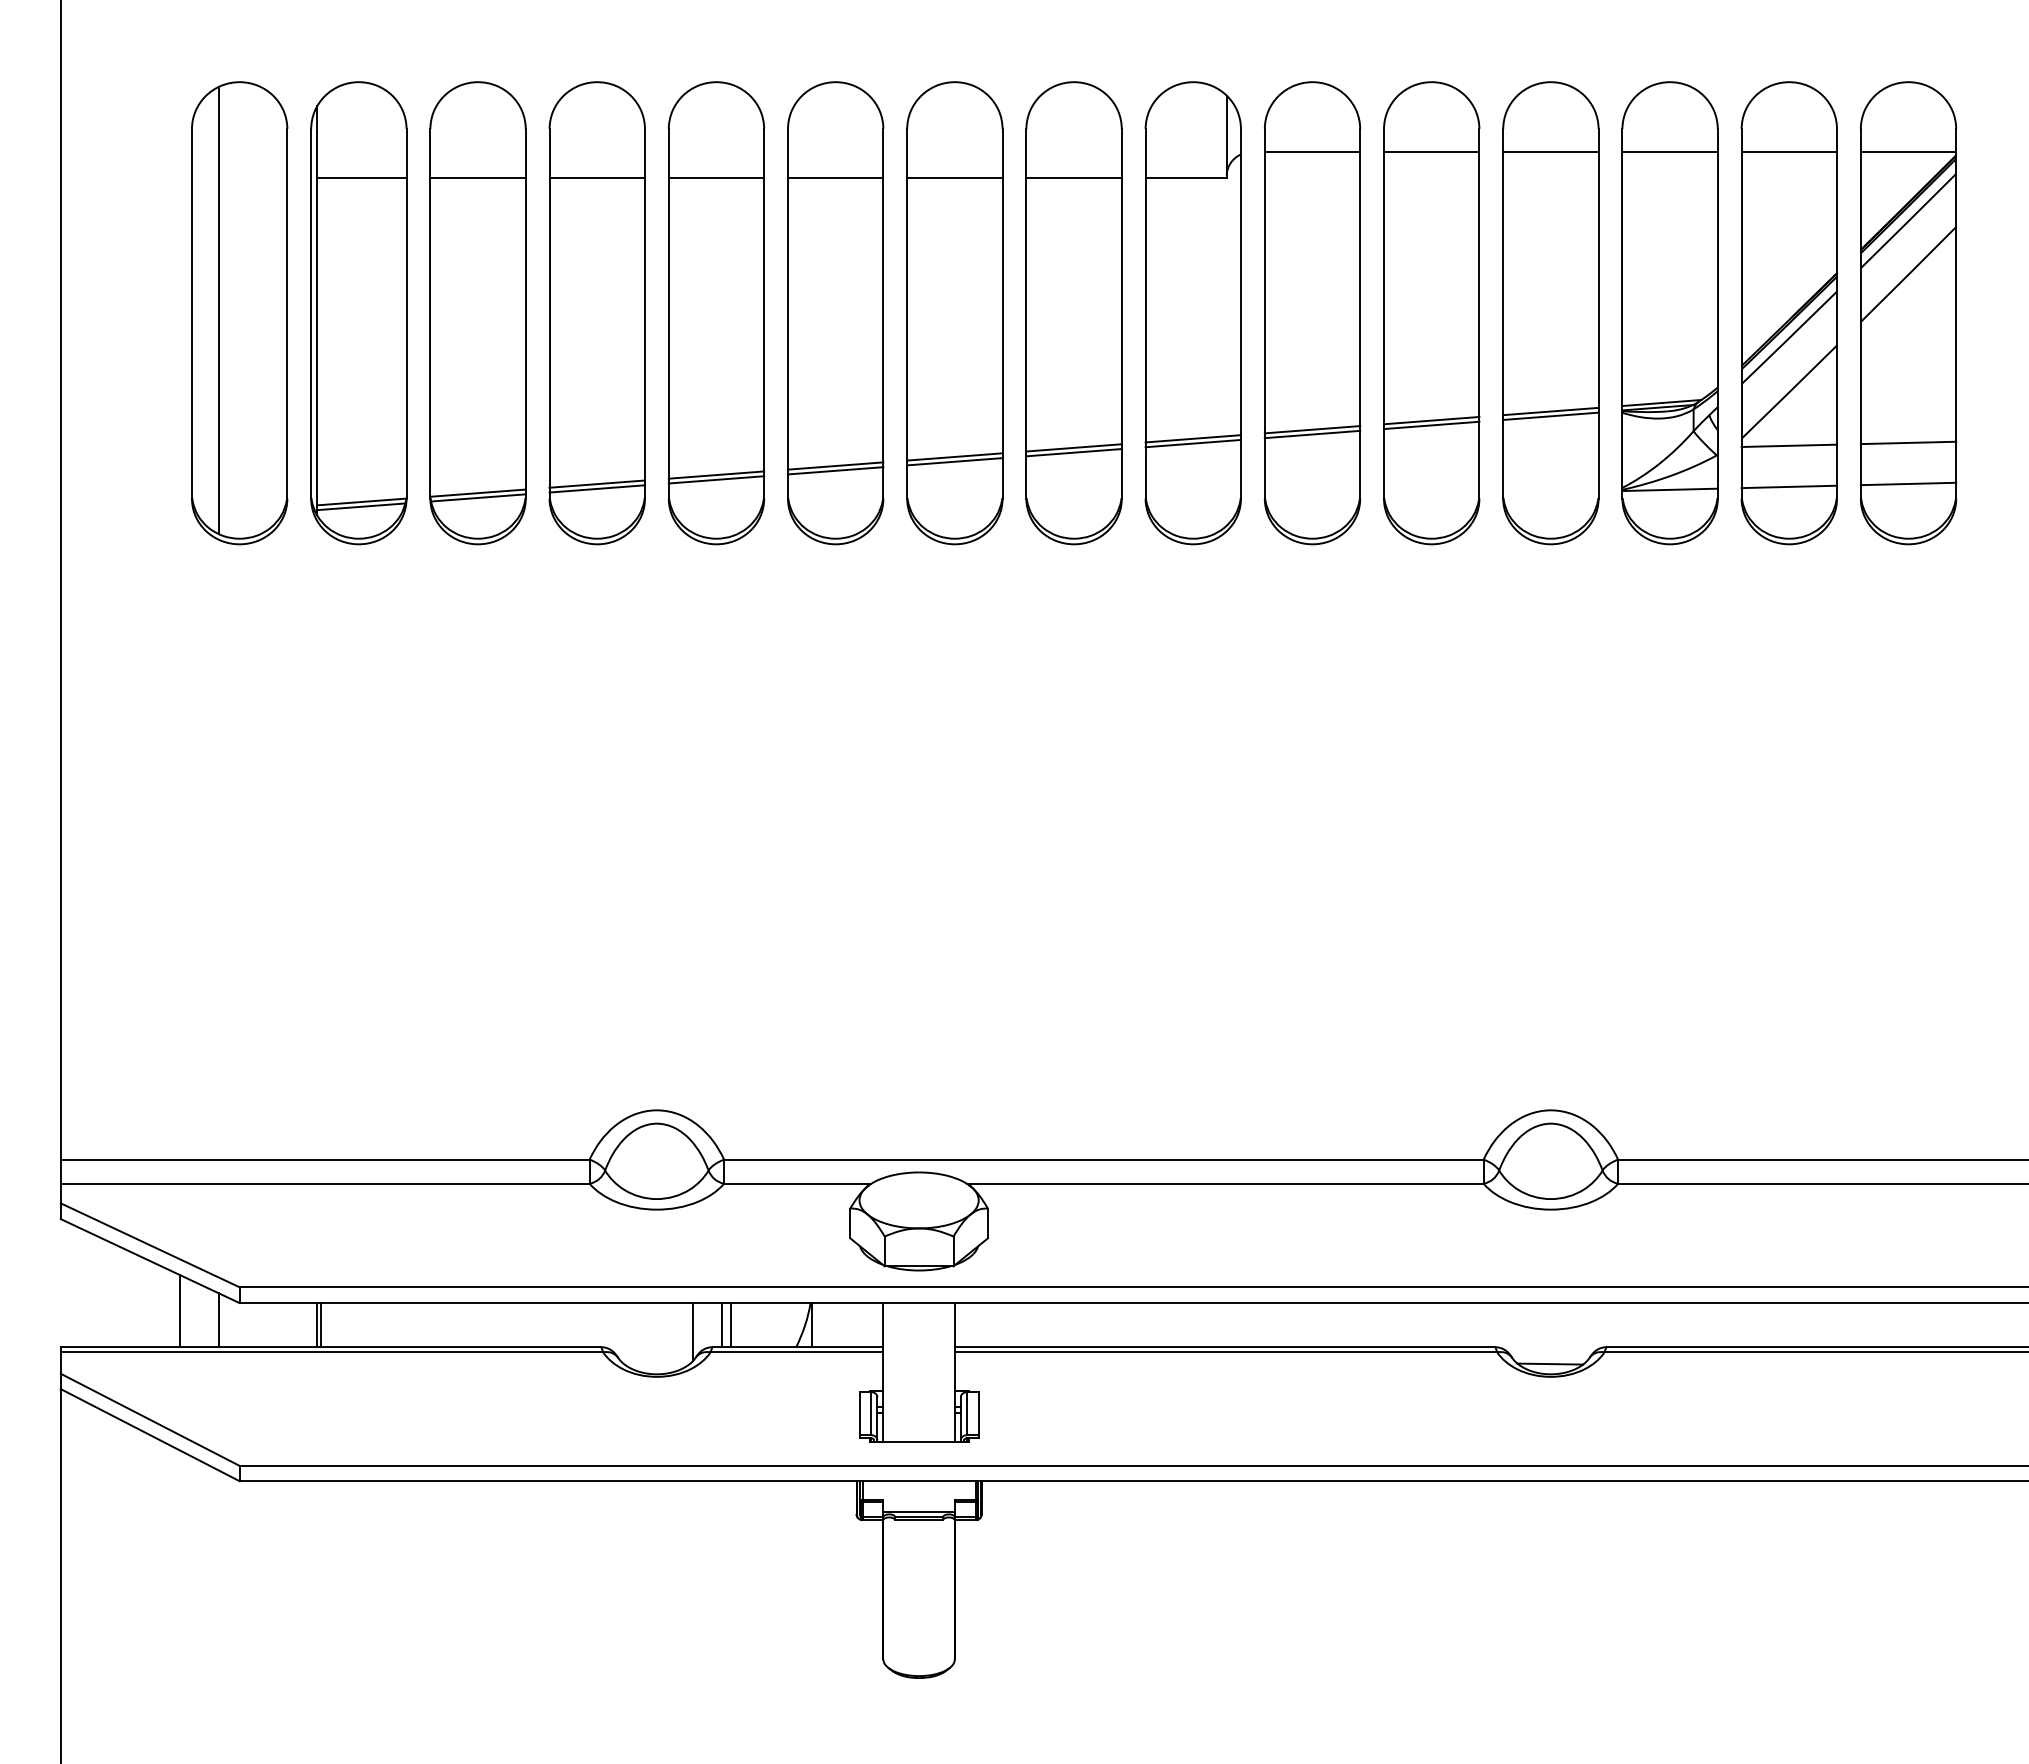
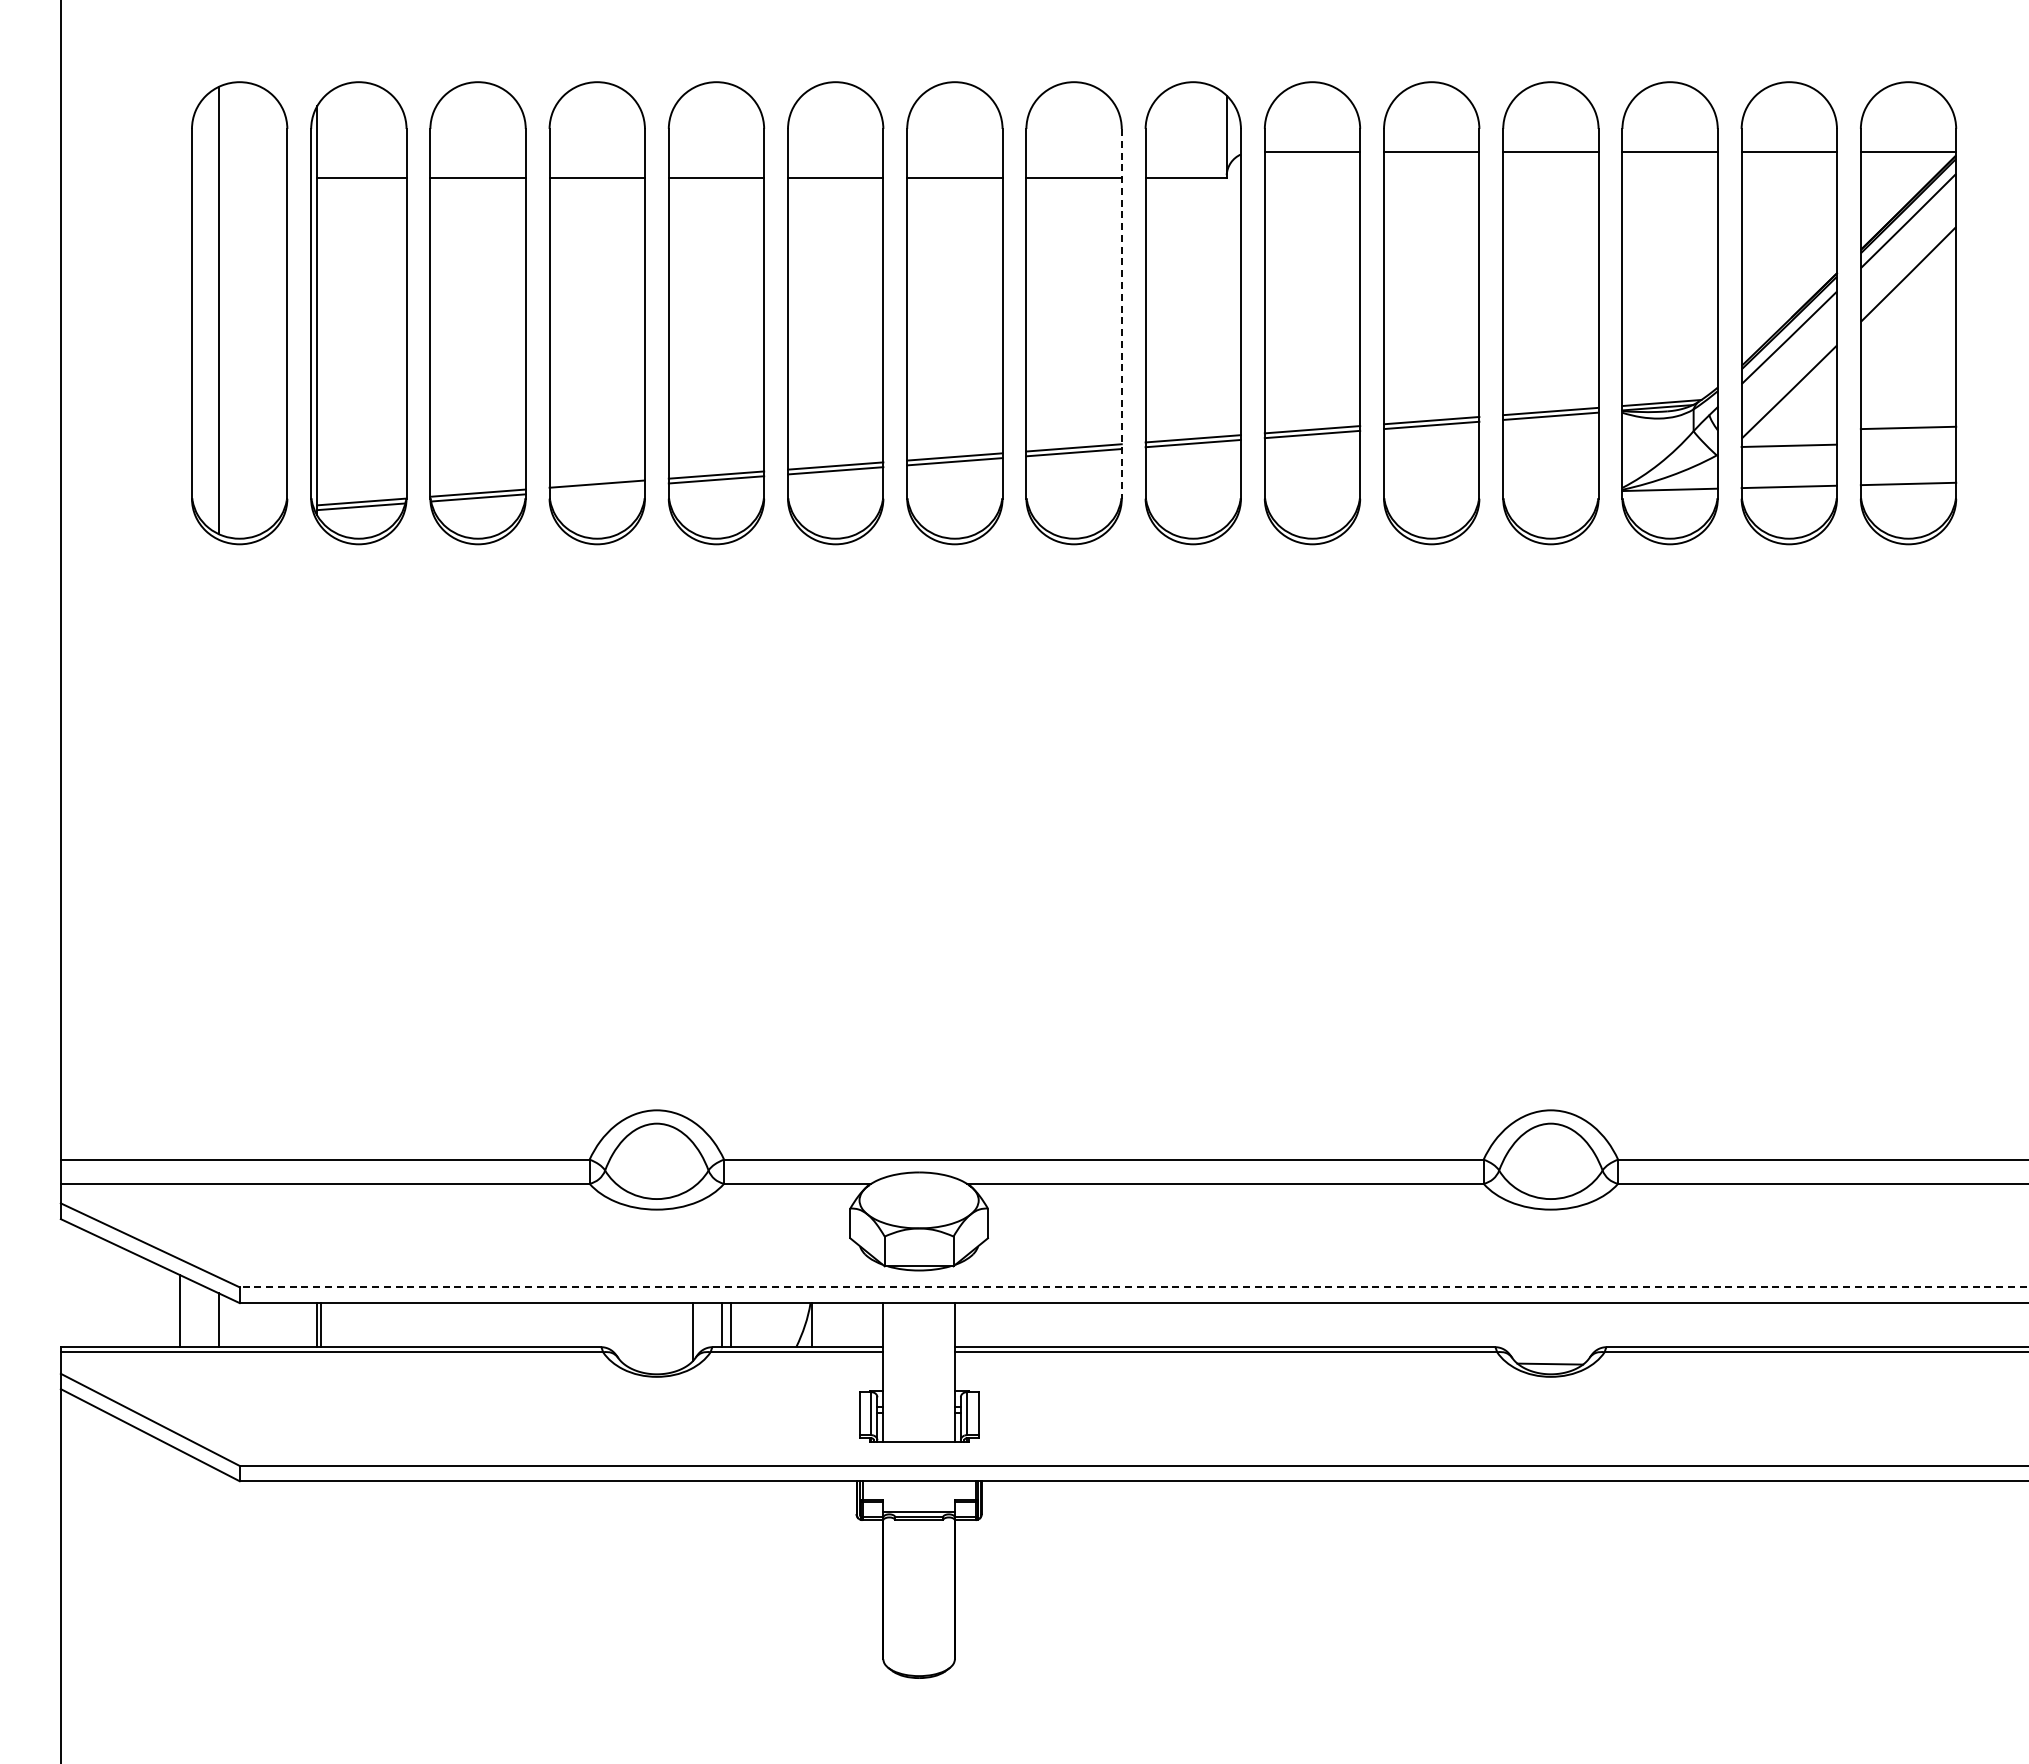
line: solid -> dashed (1121, 313)
line position: (1908, 442) -> (1908, 427) (1908, 427)
line: present -> none (596, 488)
line: solid -> dashed (1133, 1287)
